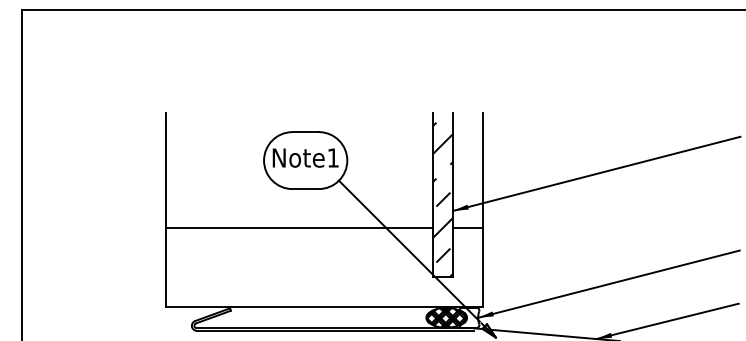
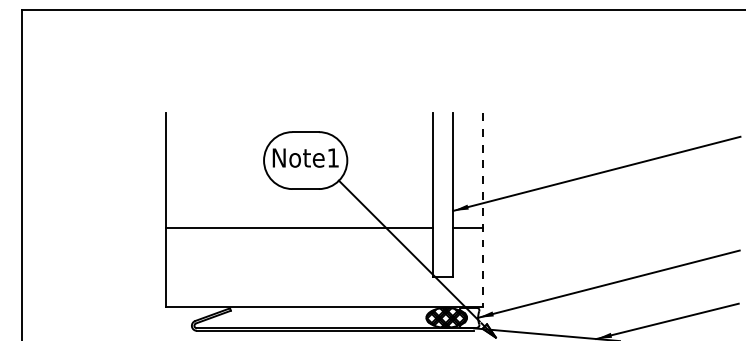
hatch: present -> none (443, 199)
line: solid -> dashed (482, 210)
